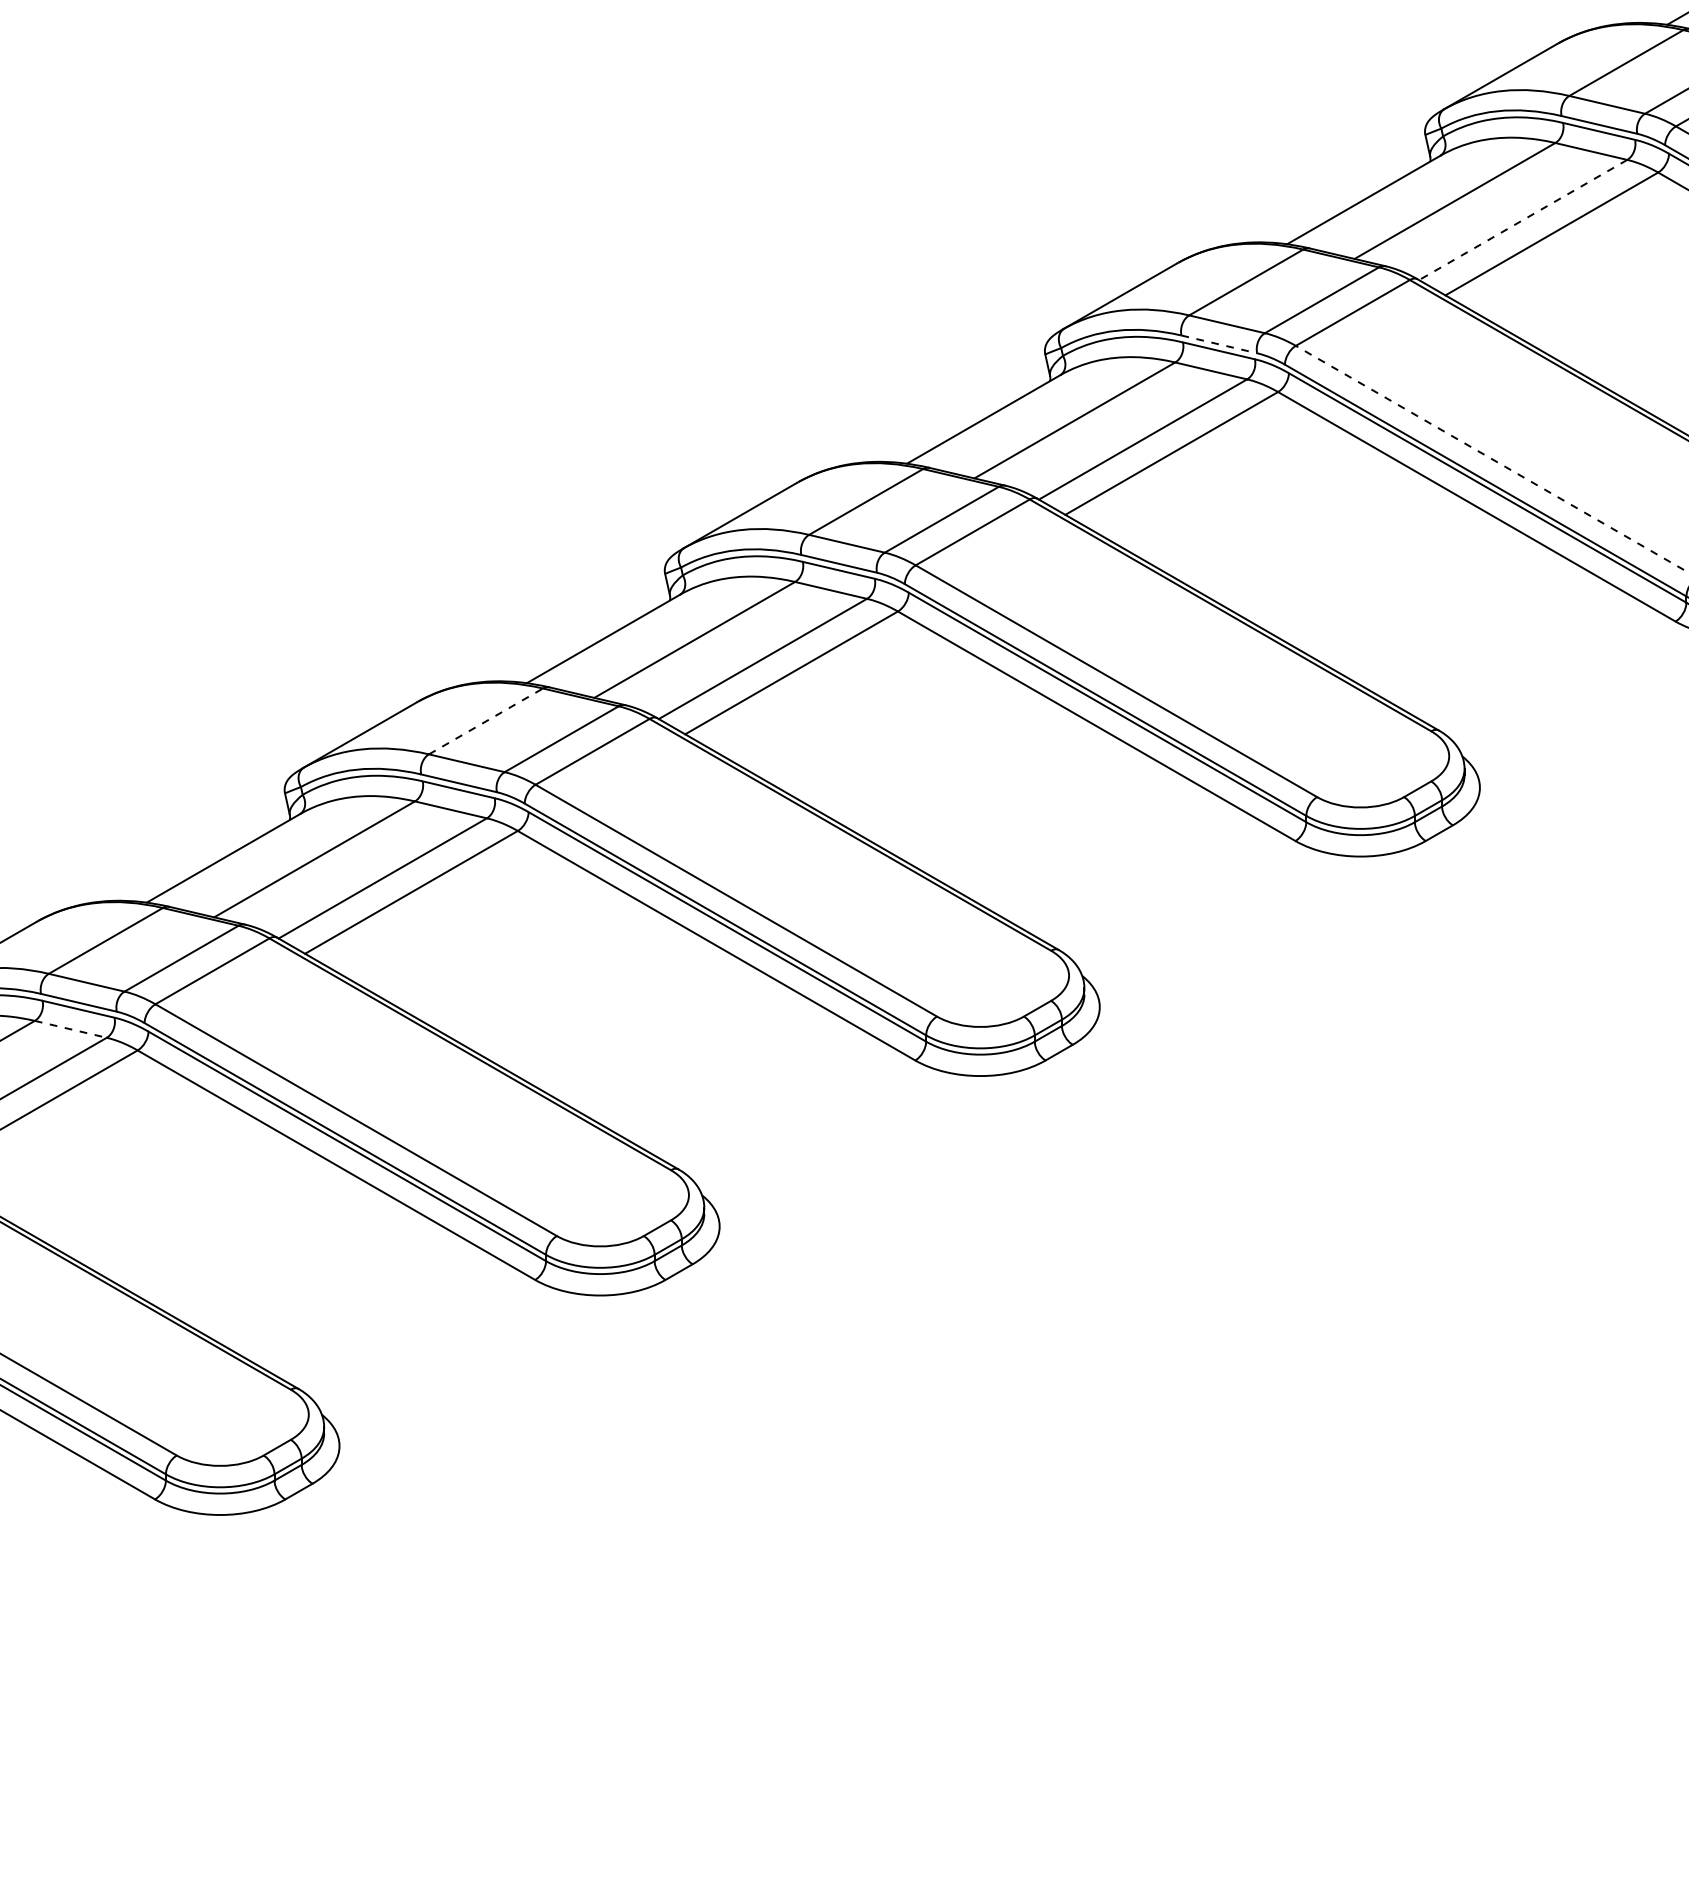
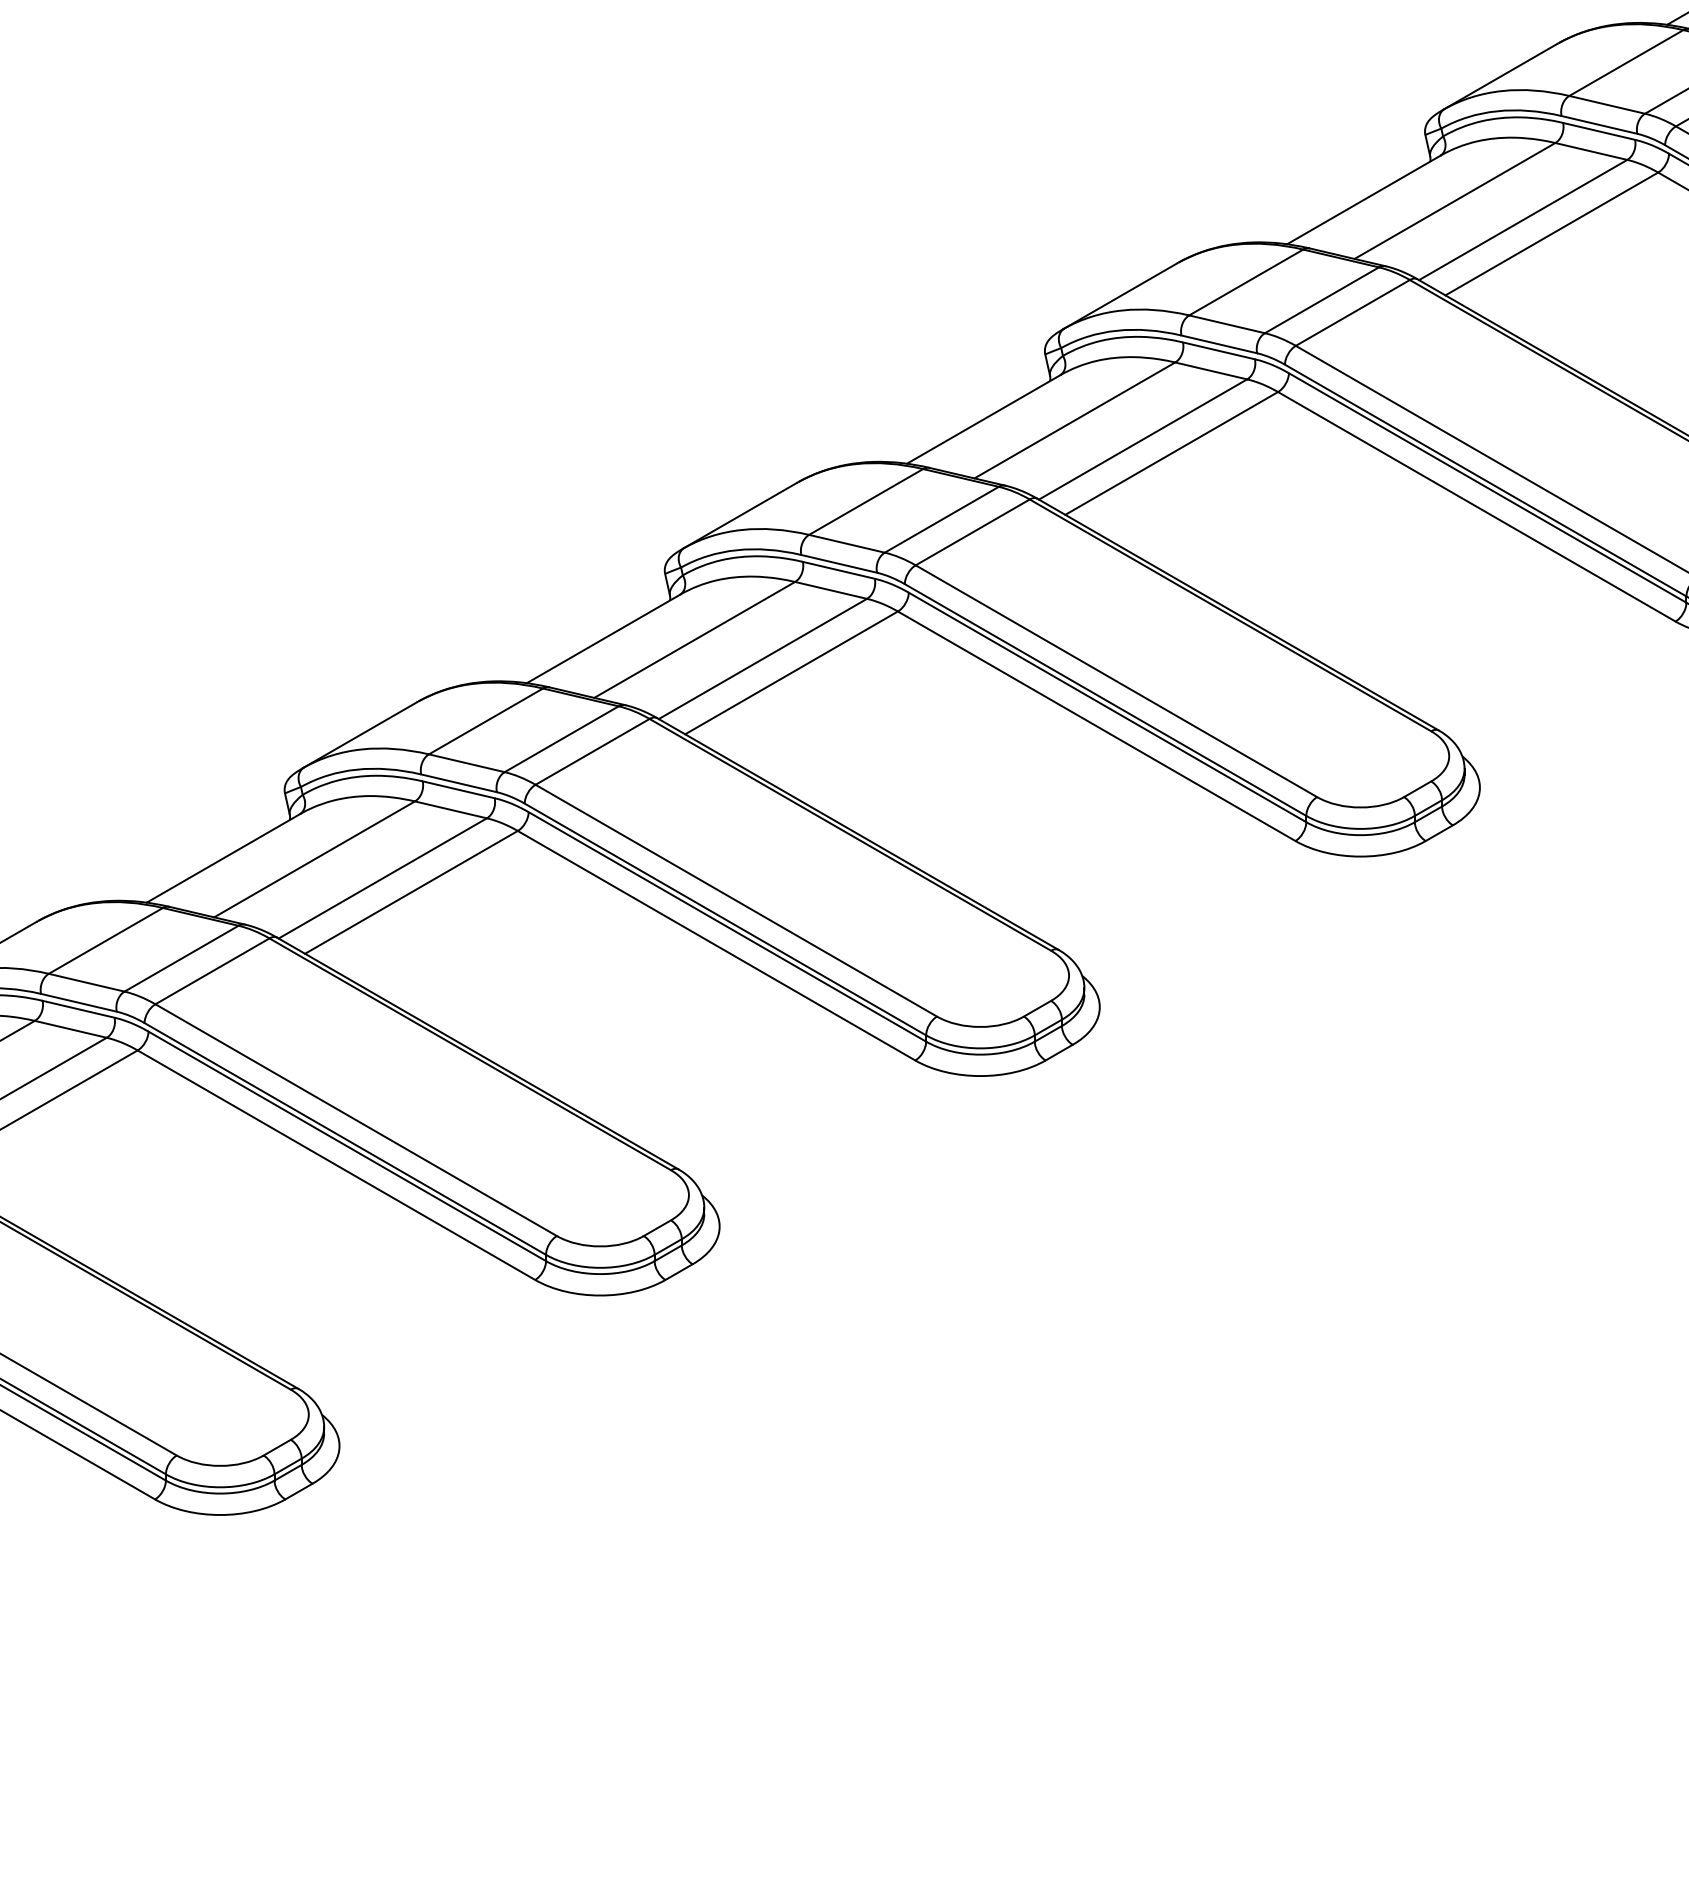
line: dashed -> solid (1522, 220)
line: dashed -> solid (1219, 344)
line: dashed -> solid (1492, 459)
line: dashed -> solid (485, 721)
line: dashed -> solid (70, 1029)
